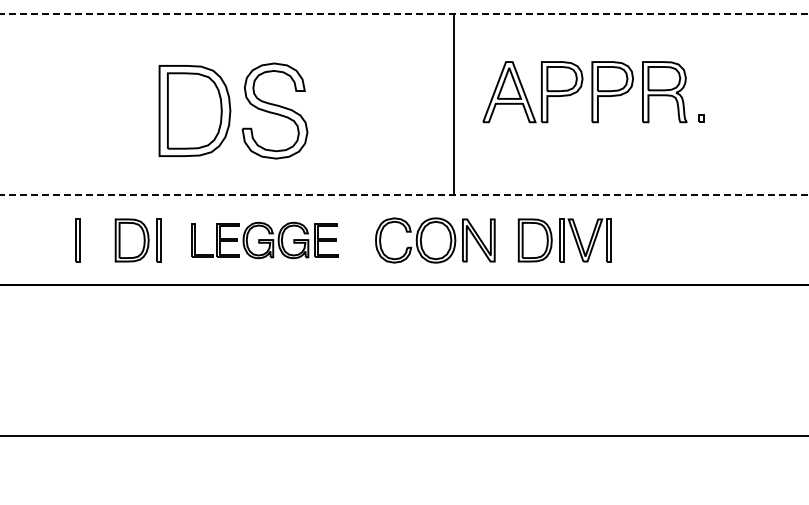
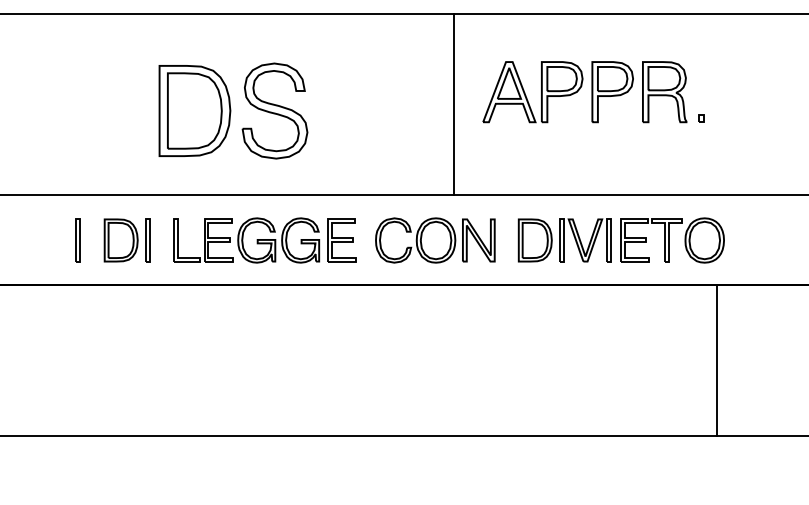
line: dashed -> solid (404, 14)
line: dashed -> solid (404, 194)
part position: (137, 240) -> (126, 240) (126, 240)
part size: 148x39 px -> 184x47 px (264, 240)
part: none -> present (672, 240)
line: none -> present (716, 360)
